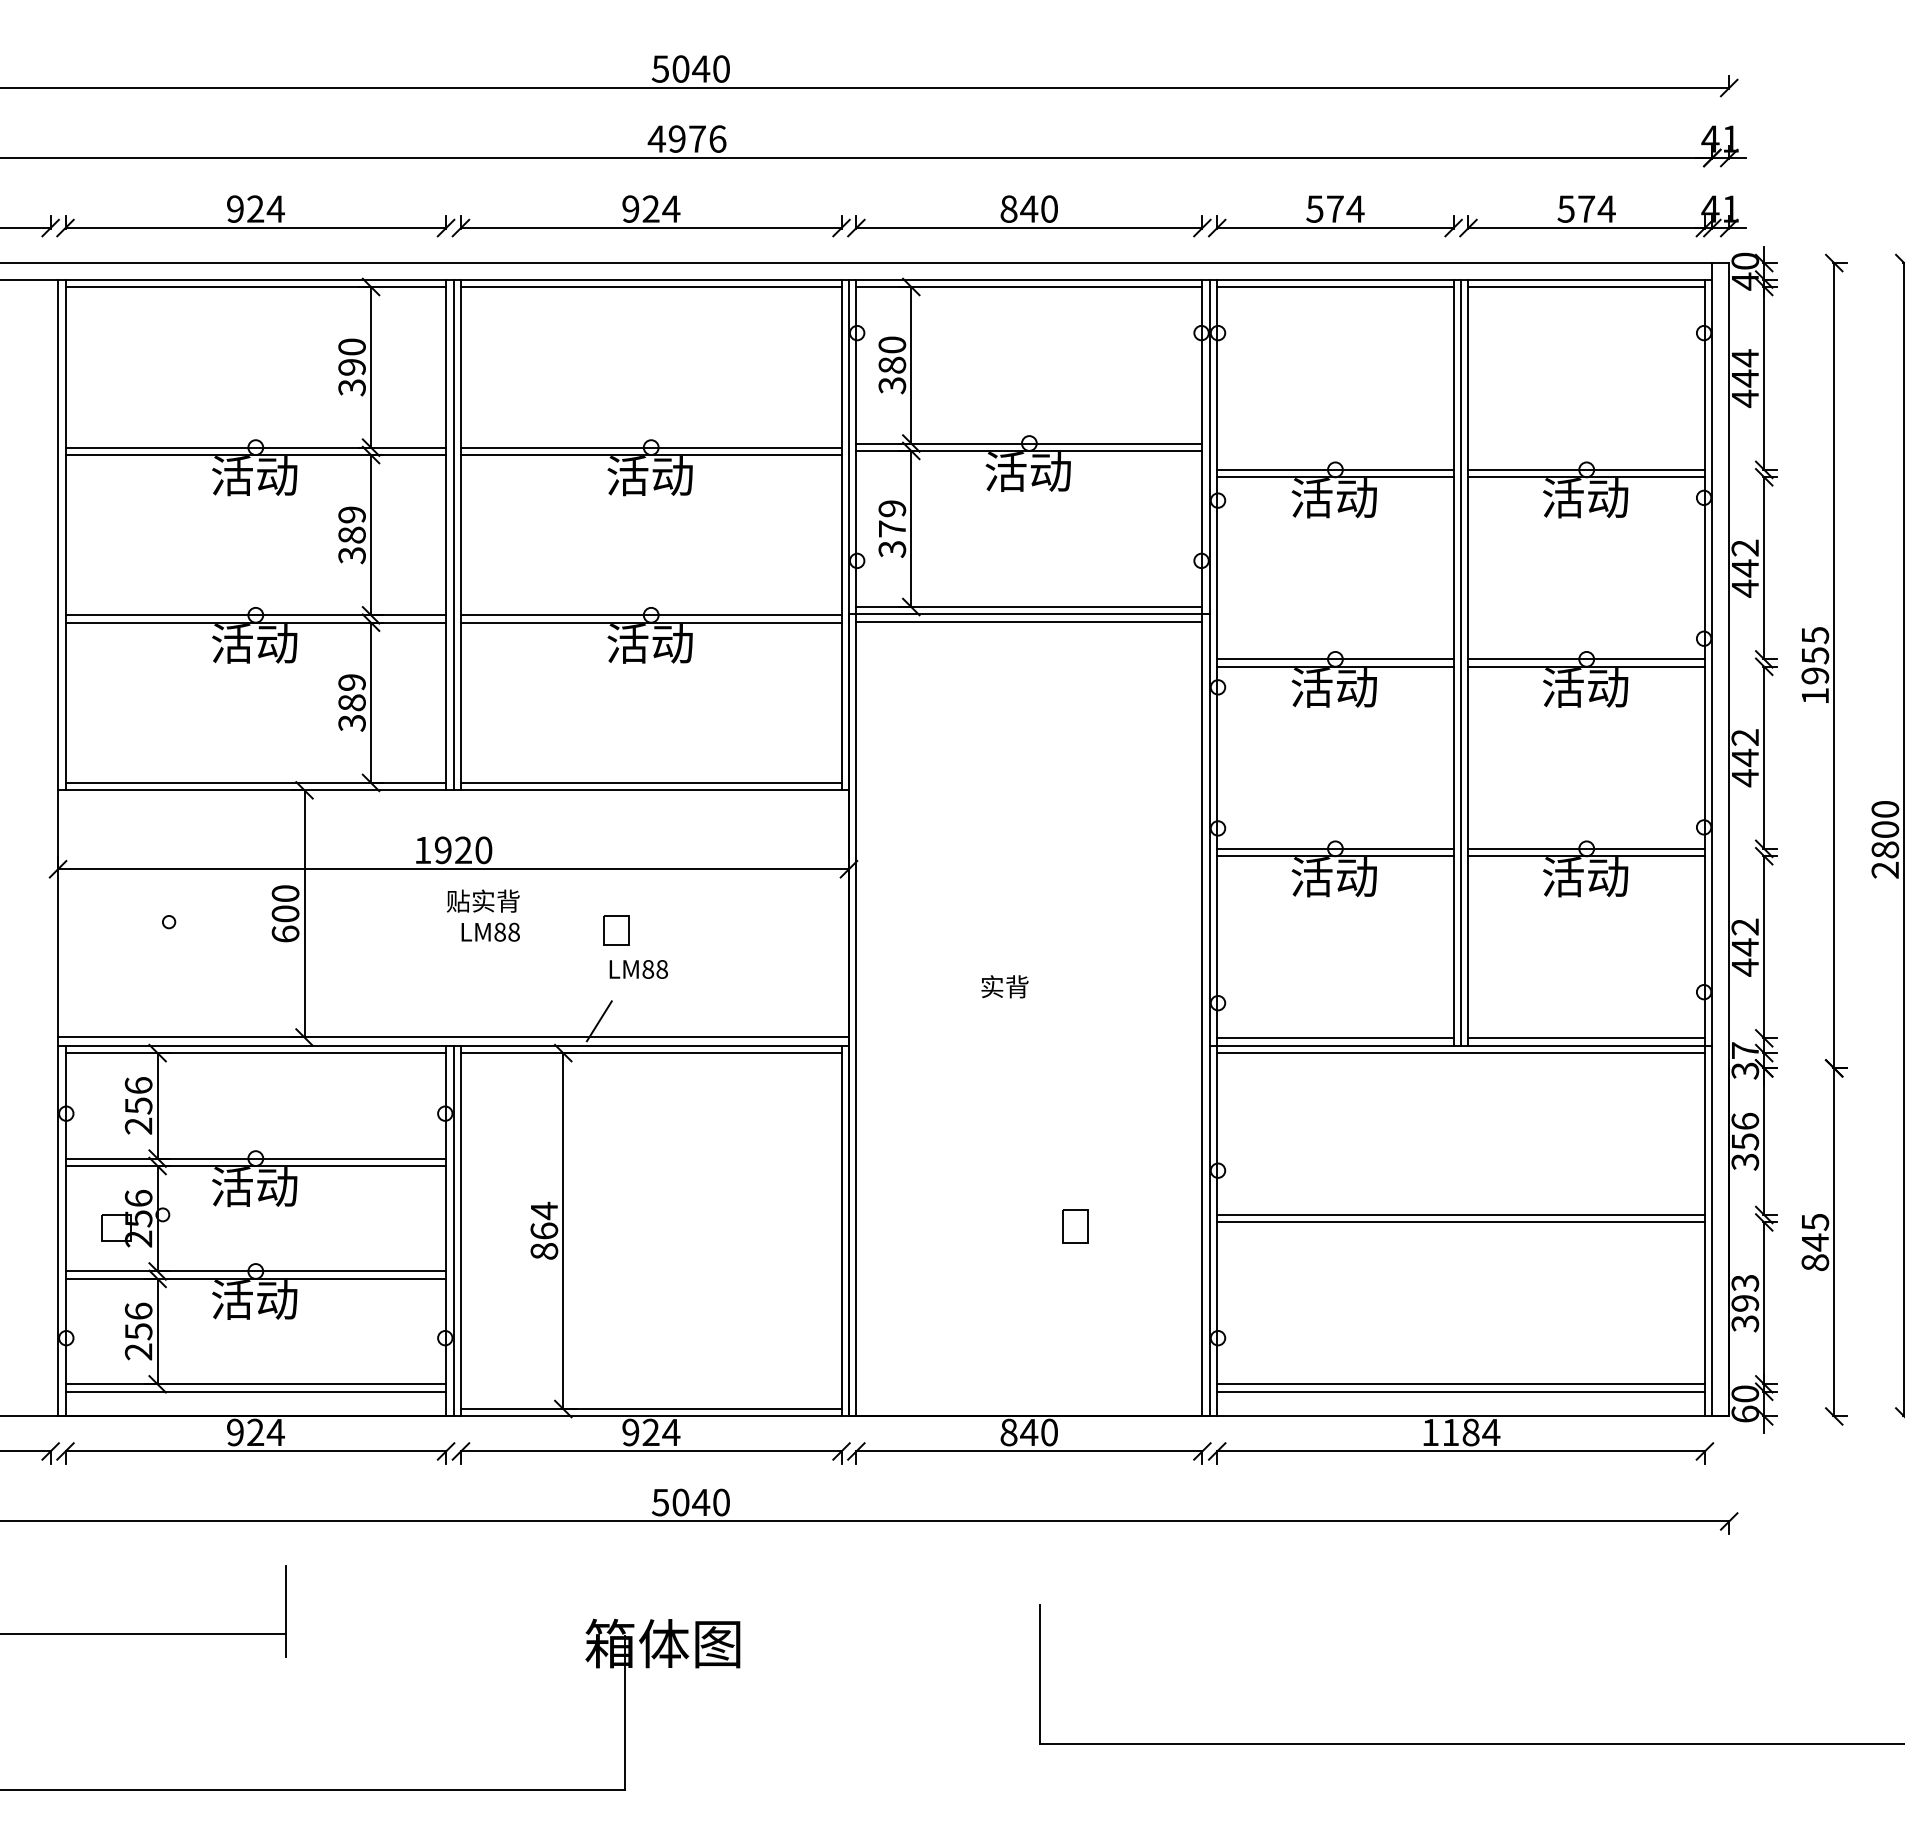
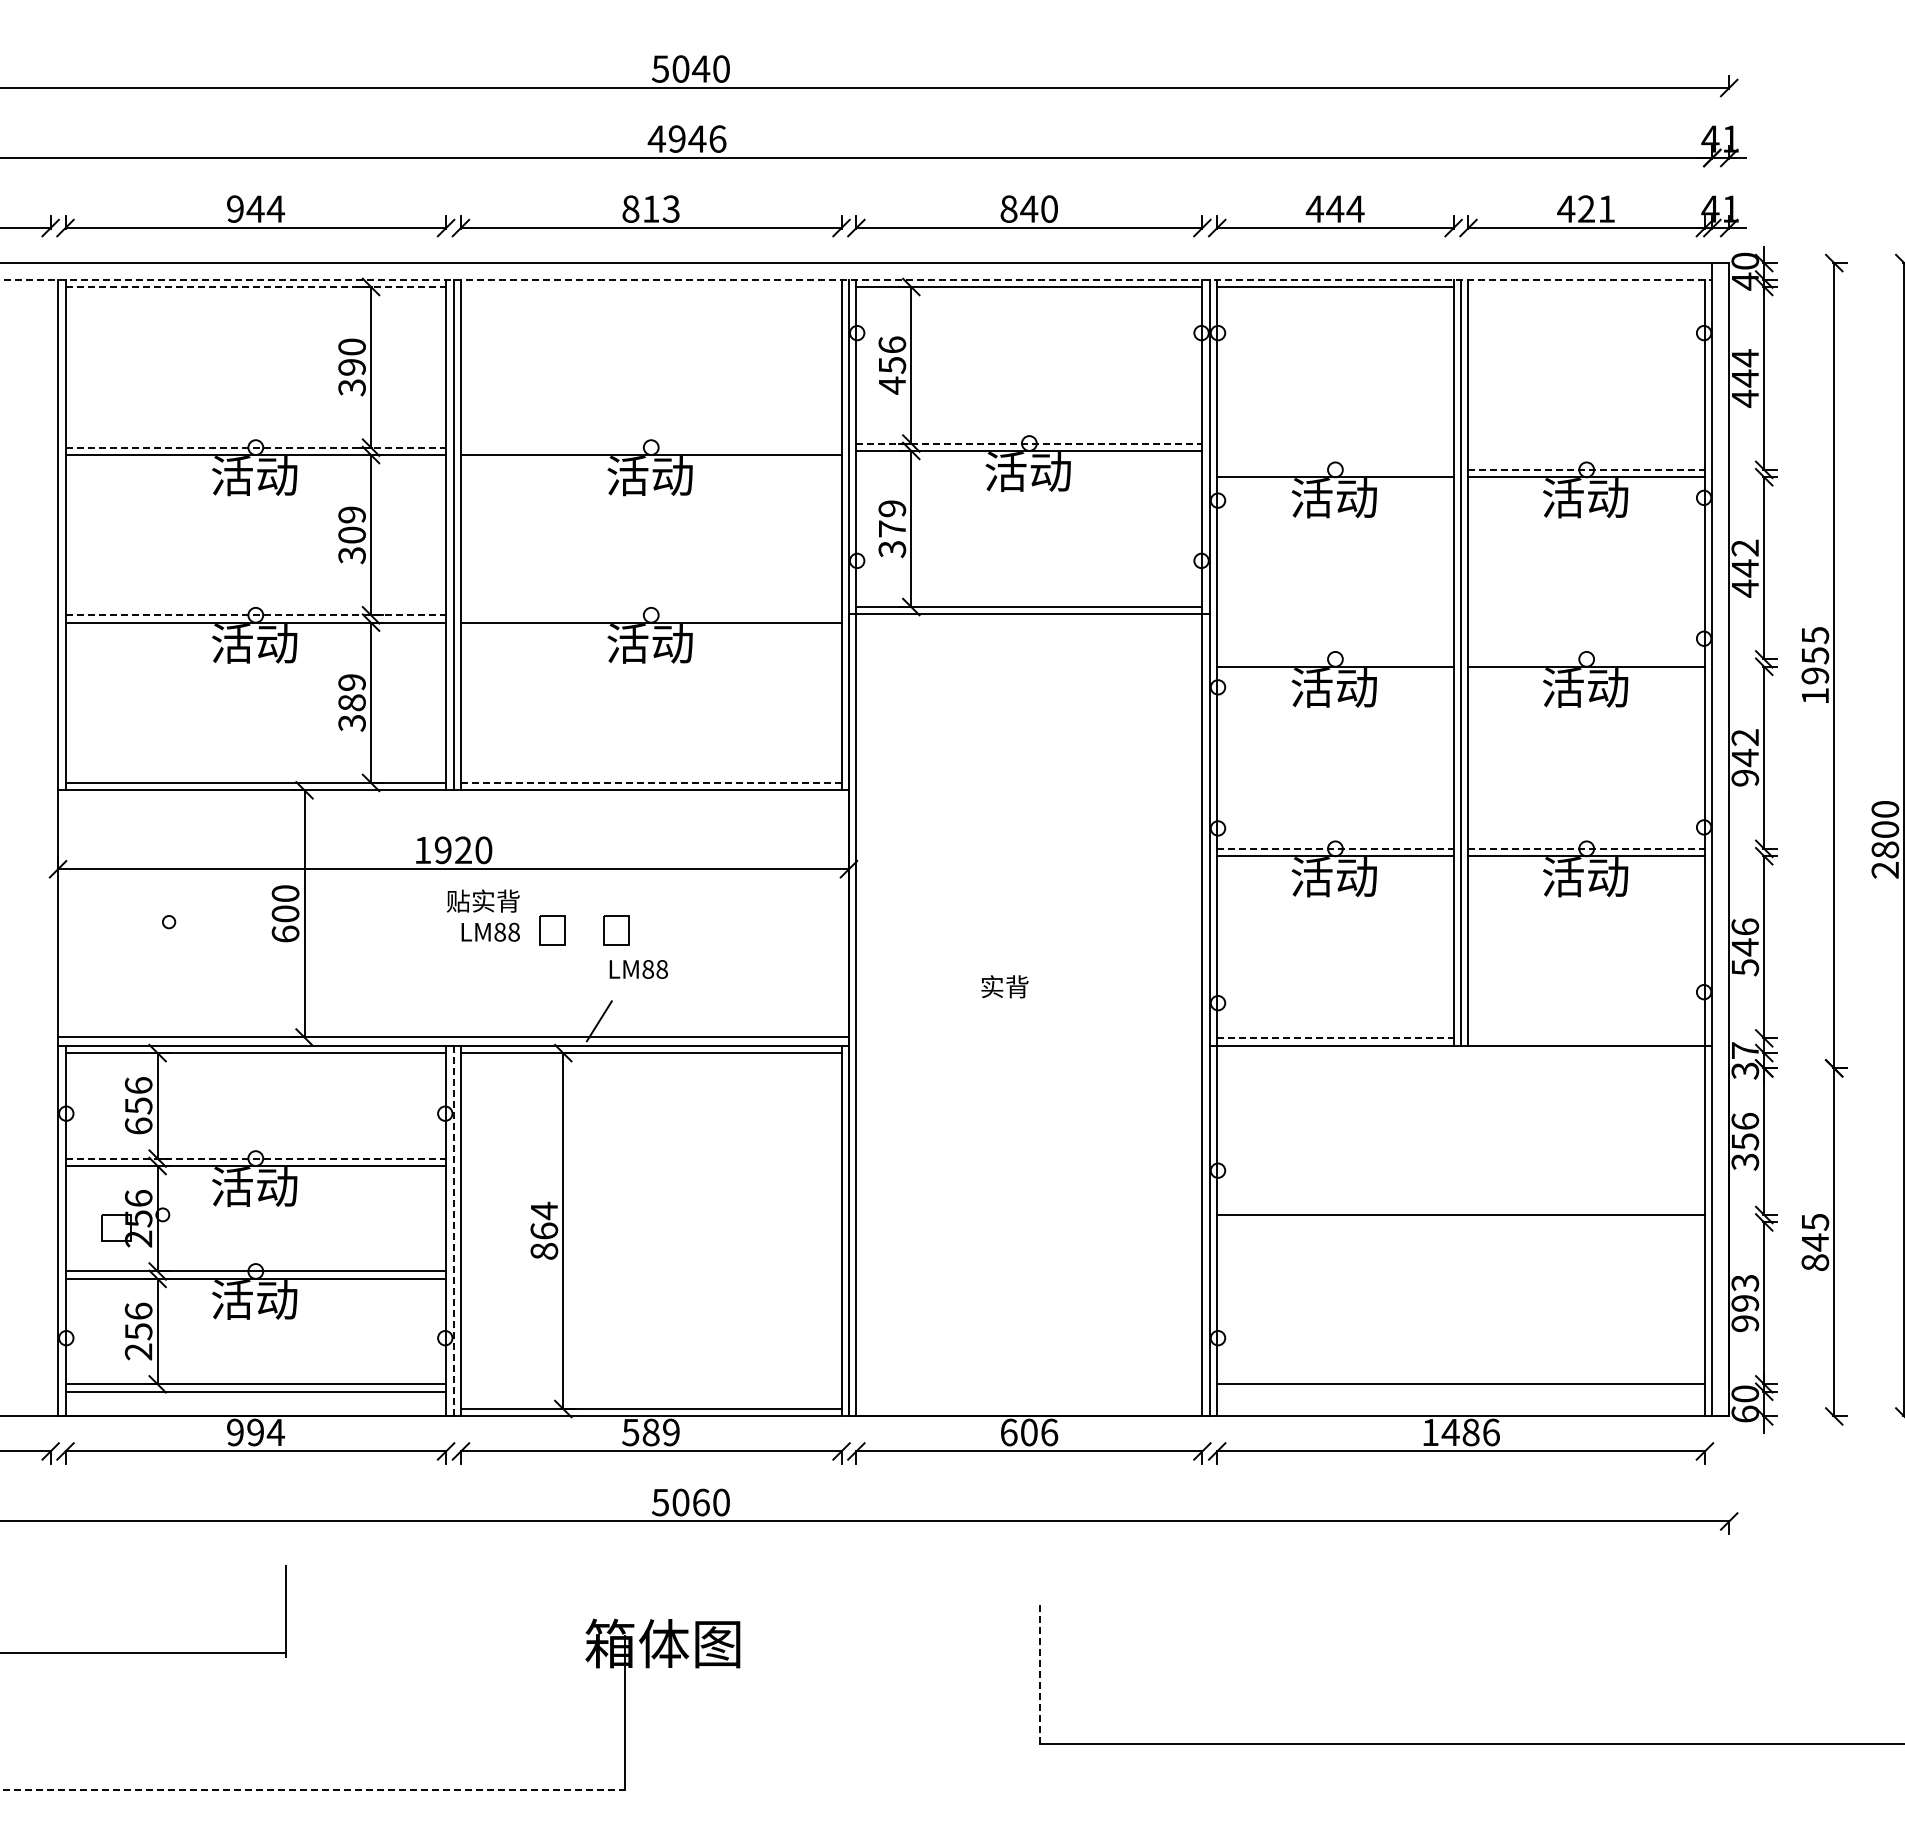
text: 4976 -> 4946 (697, 138)
text: 924 -> 944 (255, 208)
text: 924 -> 813 (651, 208)
text: 574 -> 444 (1324, 208)
text: 574 -> 421 (1586, 208)
line: solid -> dashed (856, 279)
line: solid -> dashed (256, 286)
line: present -> none (650, 286)
line: present -> none (1586, 286)
text: 380 -> 456 (892, 365)
line: solid -> dashed (1029, 443)
line: solid -> dashed (256, 447)
line: present -> none (650, 447)
line: present -> none (1335, 469)
line: solid -> dashed (1587, 469)
text: 389 -> 309 (351, 534)
line: solid -> dashed (256, 615)
line: present -> none (650, 615)
line: present -> none (1029, 621)
line: present -> none (1335, 659)
line: present -> none (1586, 659)
text: 442 -> 942 (1745, 778)
line: solid -> dashed (651, 782)
line: solid -> dashed (1335, 848)
line: solid -> dashed (1587, 848)
part: none -> present (552, 930)
text: 442 -> 546 (1745, 947)
line: solid -> dashed (1335, 1038)
line: present -> none (1586, 1038)
line: present -> none (1460, 1053)
text: 256 -> 656 (138, 1125)
line: solid -> dashed (256, 1158)
line: present -> none (1460, 1222)
part: present -> none (1075, 1226)
line: solid -> dashed (453, 1230)
text: 393 -> 993 (1745, 1323)
line: present -> none (1460, 1391)
text: 924 -> 994 (255, 1432)
text: 924 -> 589 (651, 1432)
text: 840 -> 606 (1029, 1432)
text: 1184 -> 1486 (1470, 1432)
text: 5040 -> 5060 (701, 1502)
line position: (144, 1633) -> (144, 1652) (144, 1652)
line: solid -> dashed (1040, 1675)
line: solid -> dashed (313, 1789)
